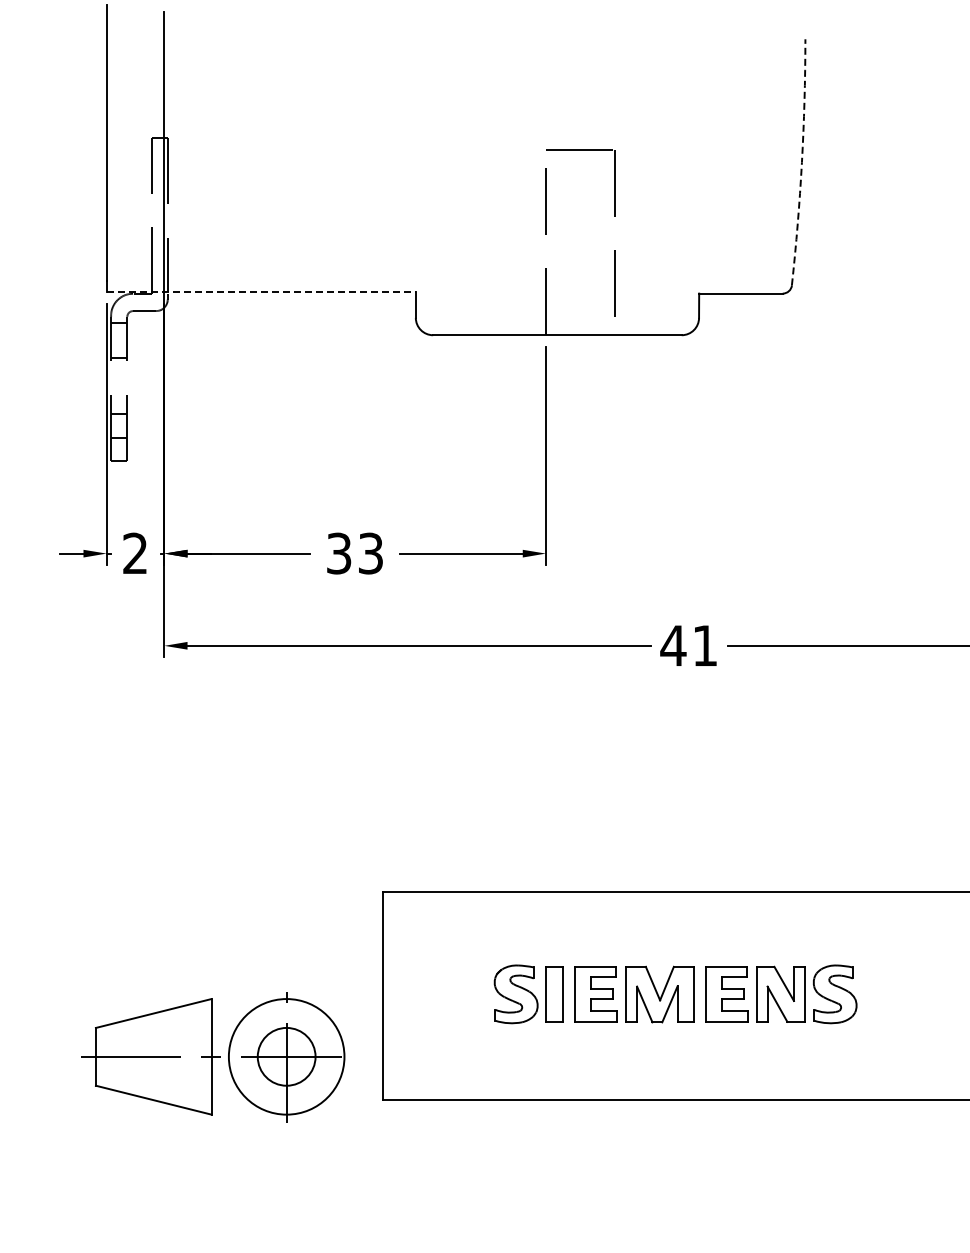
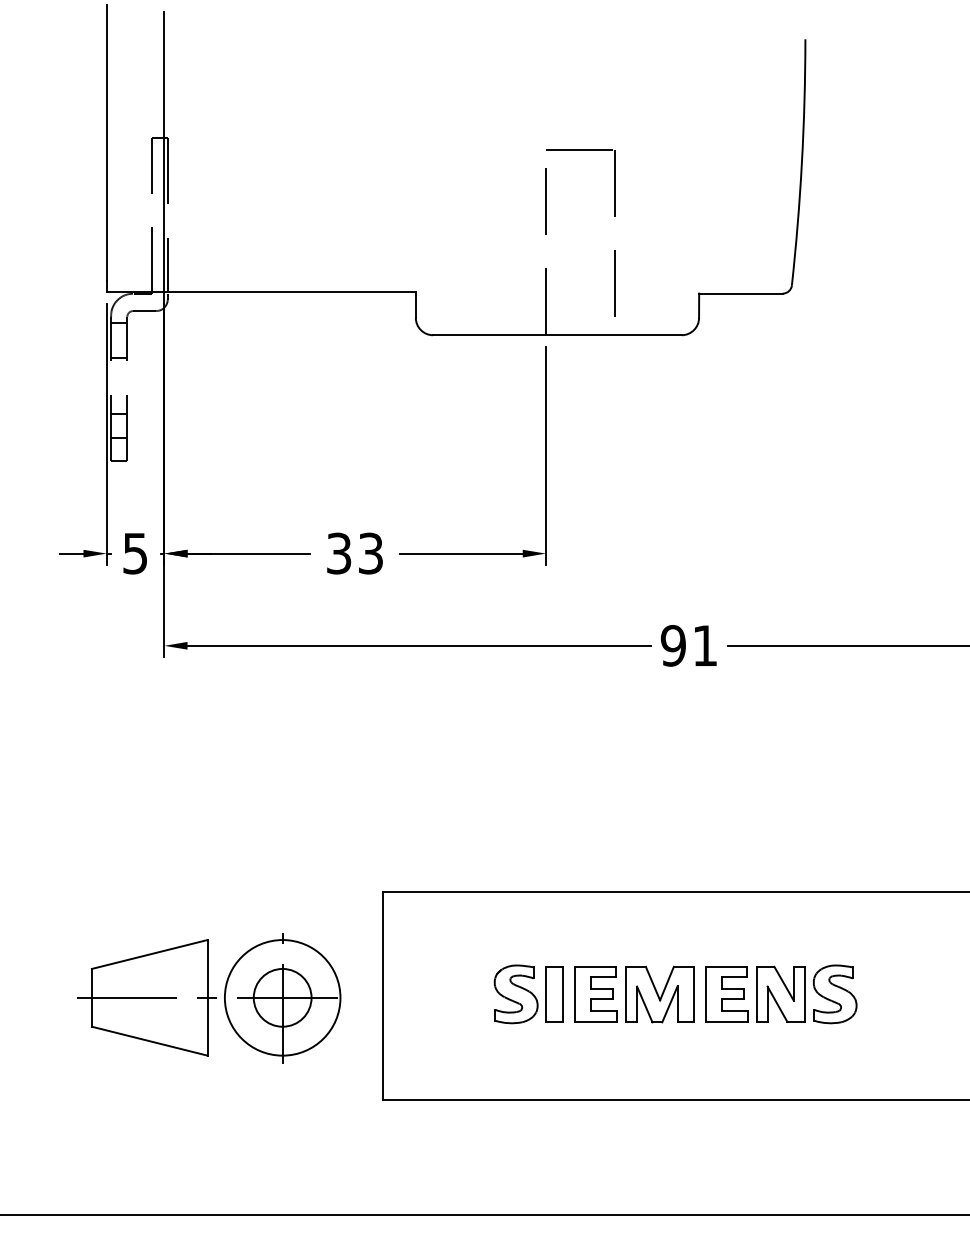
arc: dashed -> solid (801, 162)
line: dashed -> solid (261, 292)
text: 2 -> 5 (134, 553)
text: 41 -> 91 (673, 645)
part position: (213, 1057) -> (209, 998) (209, 998)
line: none -> present (484, 1215)
